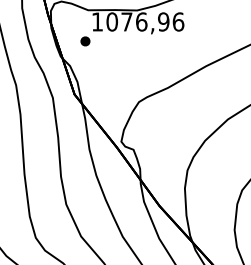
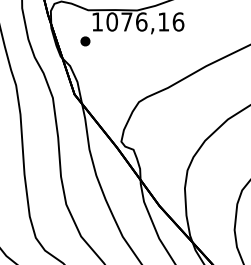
text: 1076,96 -> 1076,16 (163, 21)
